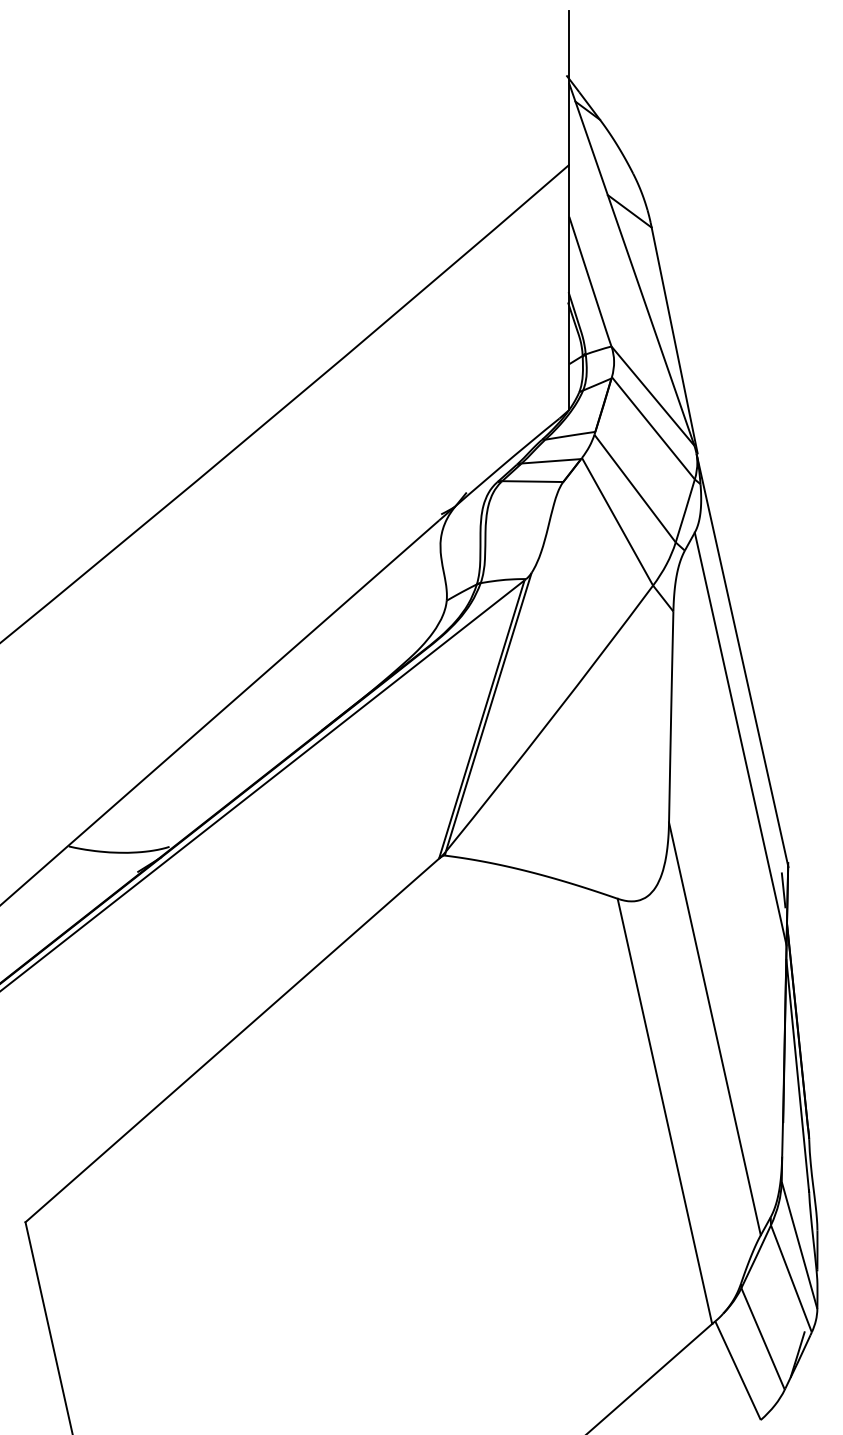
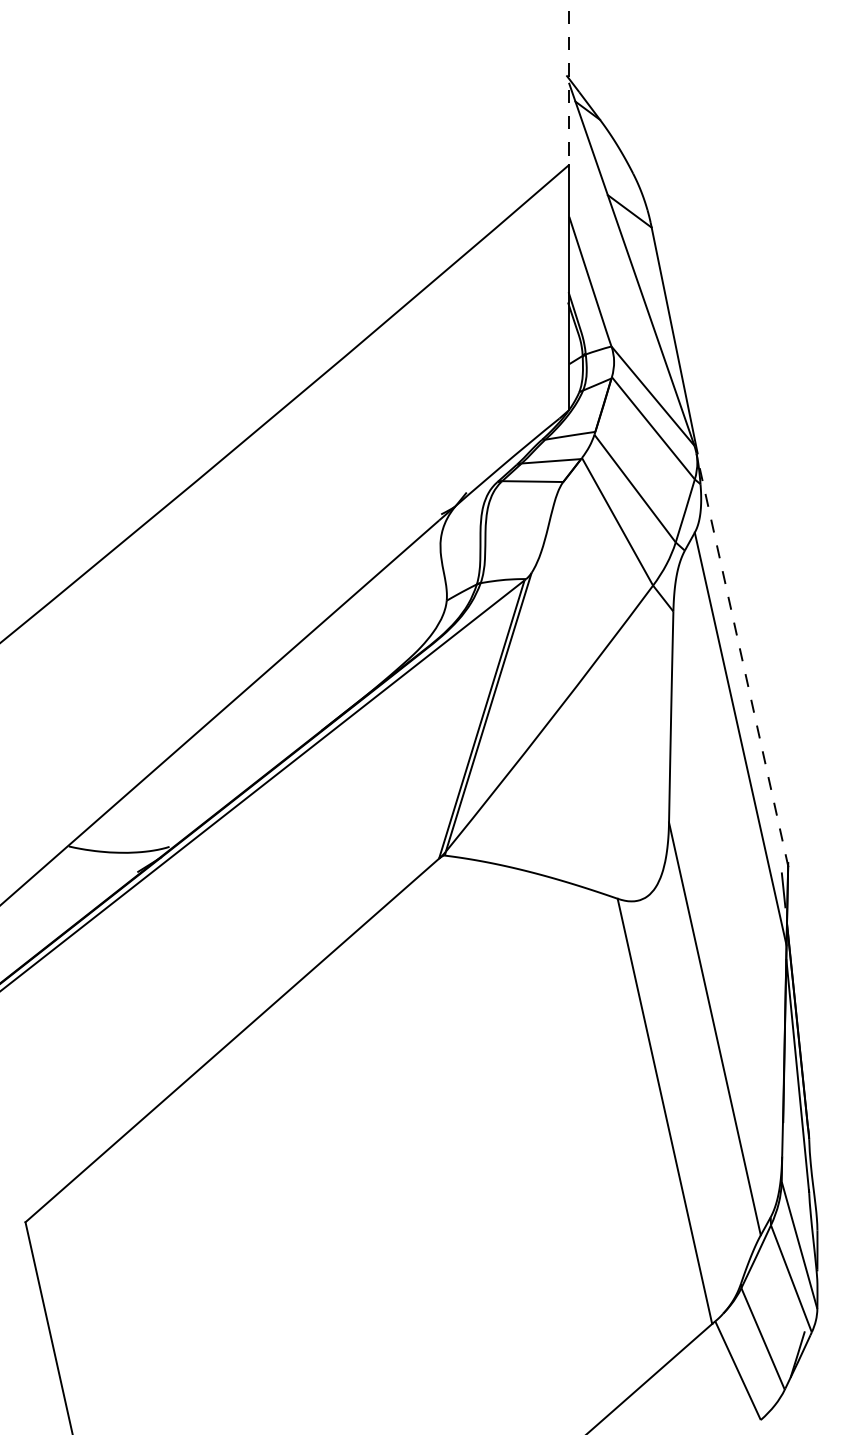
line: solid -> dashed (569, 88)
line: solid -> dashed (742, 662)
